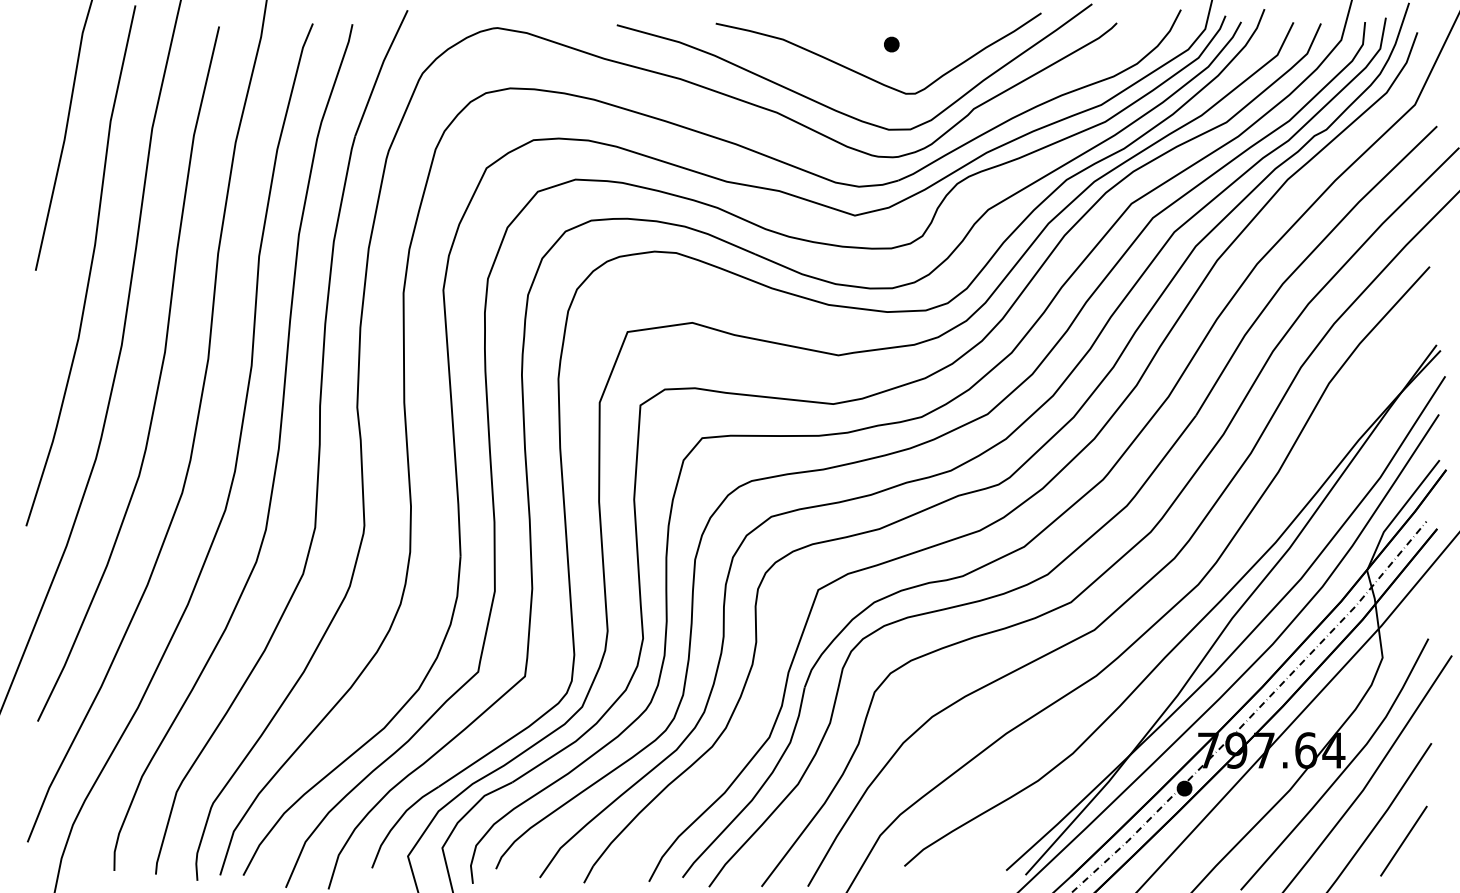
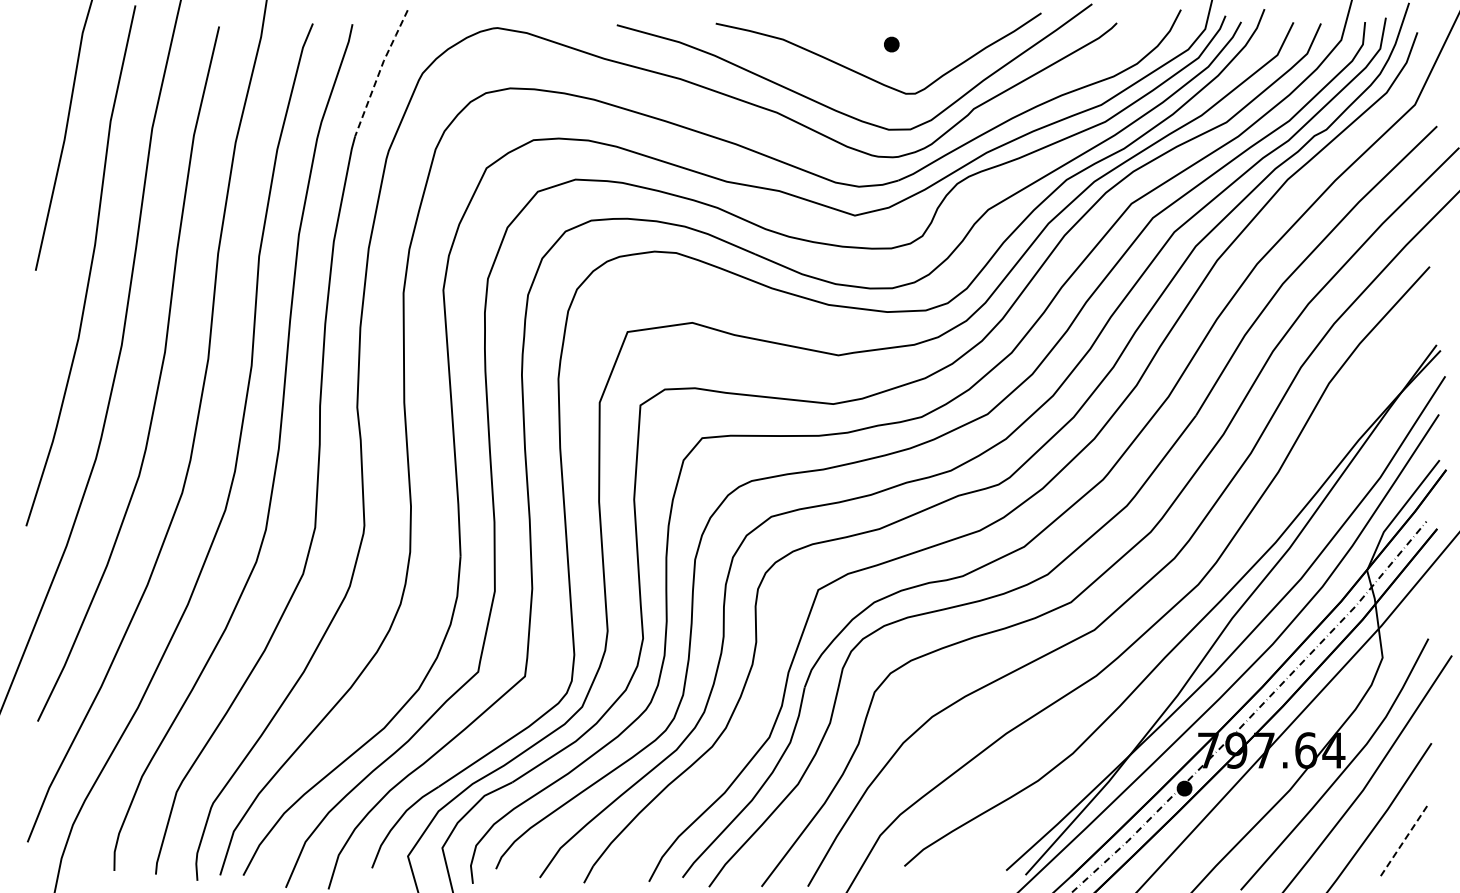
line: solid -> dashed (379, 71)
line: solid -> dashed (1403, 841)
